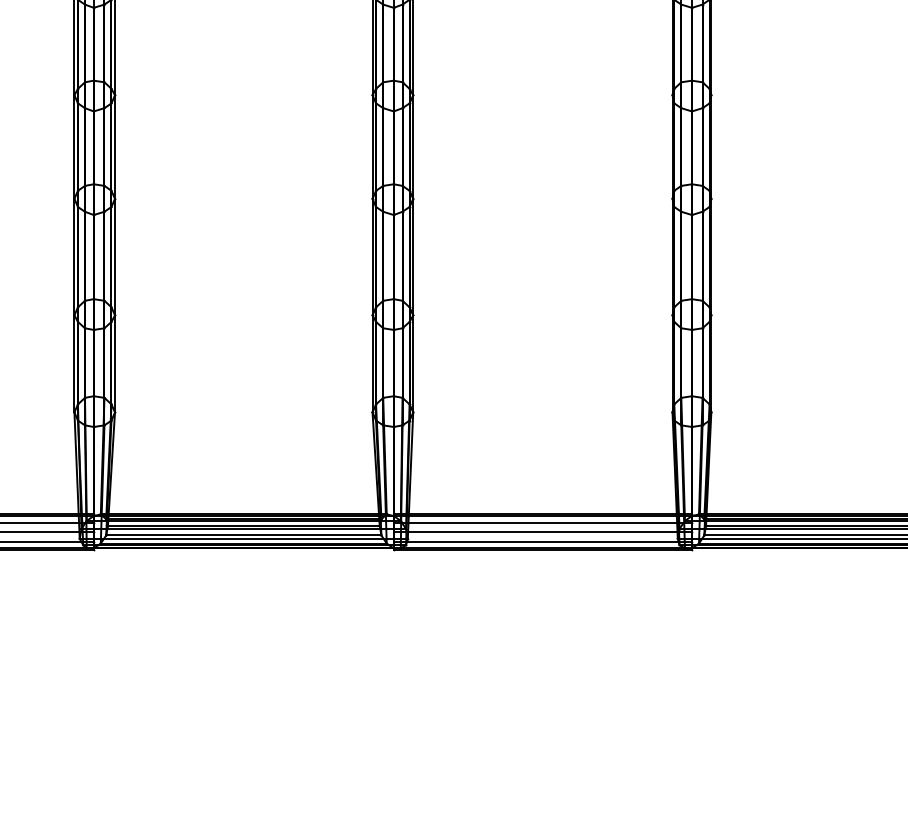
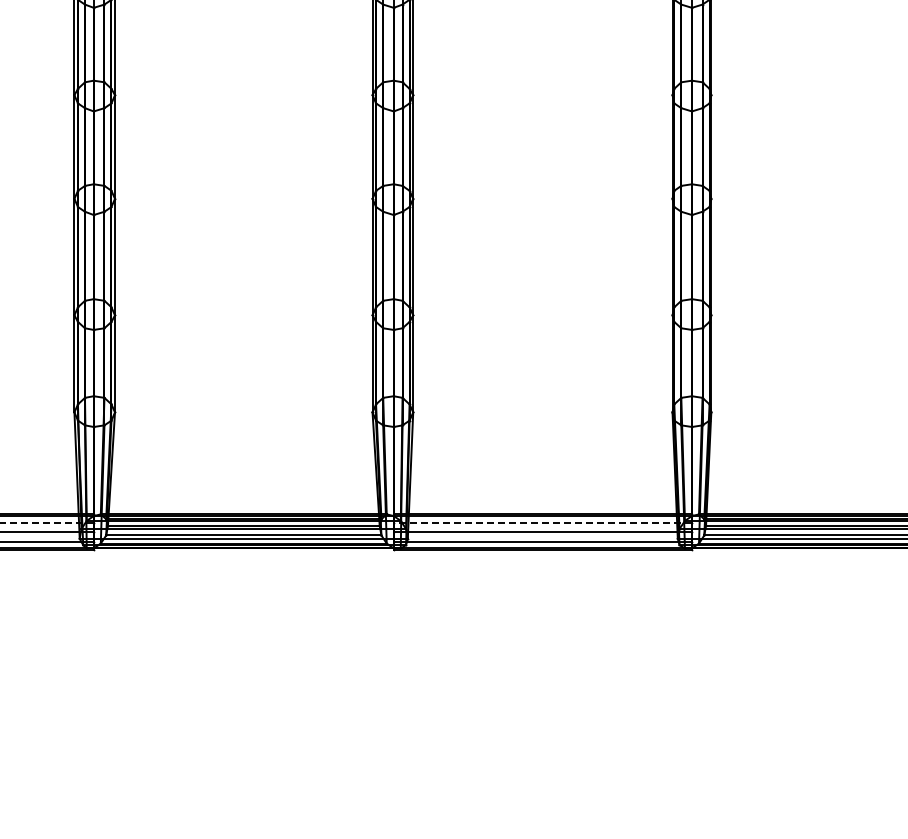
line: solid -> dashed (46, 522)
line: solid -> dashed (542, 522)
